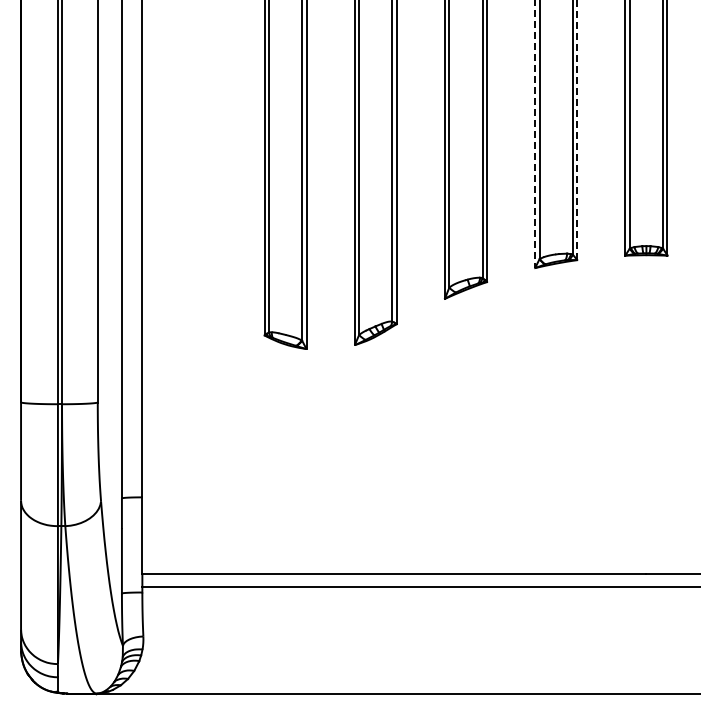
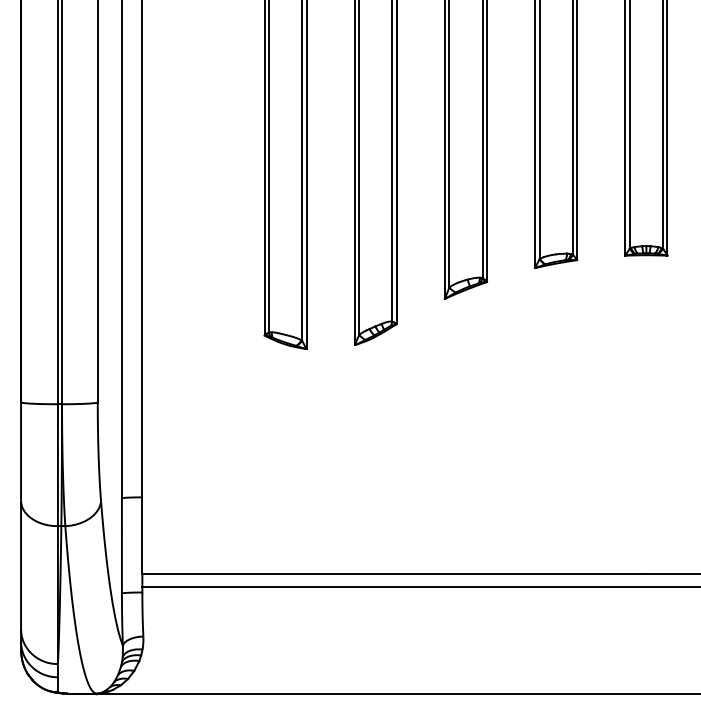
line: dashed -> solid (577, 130)
line: dashed -> solid (535, 134)
